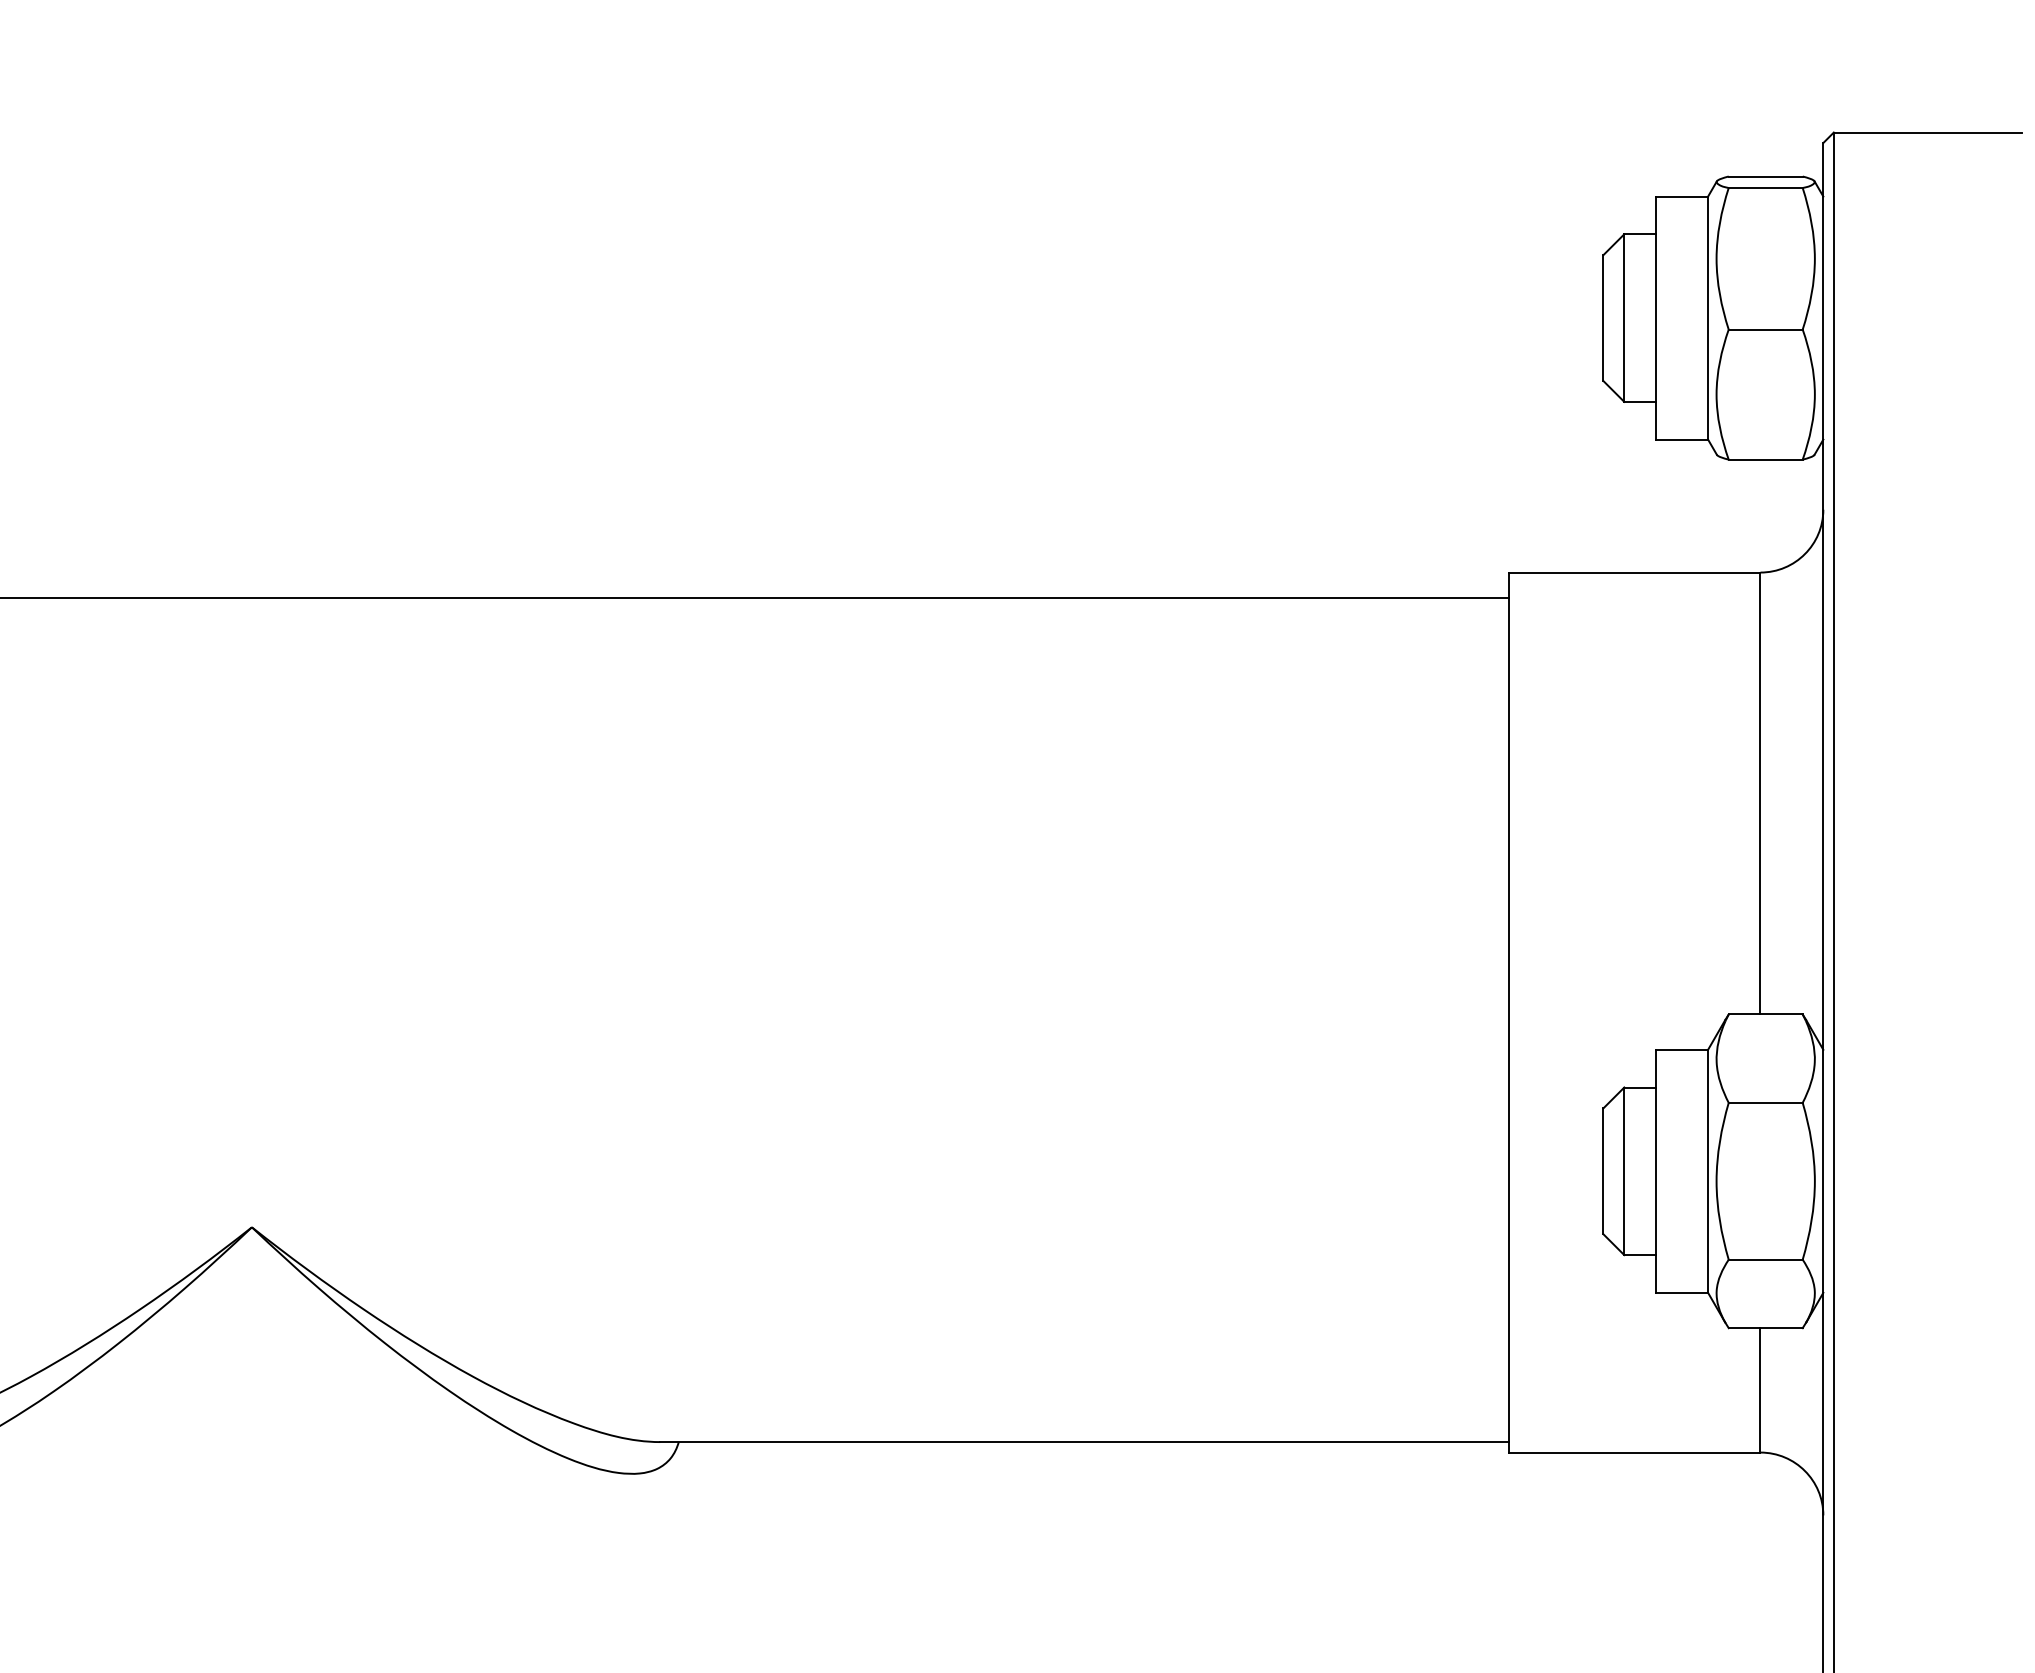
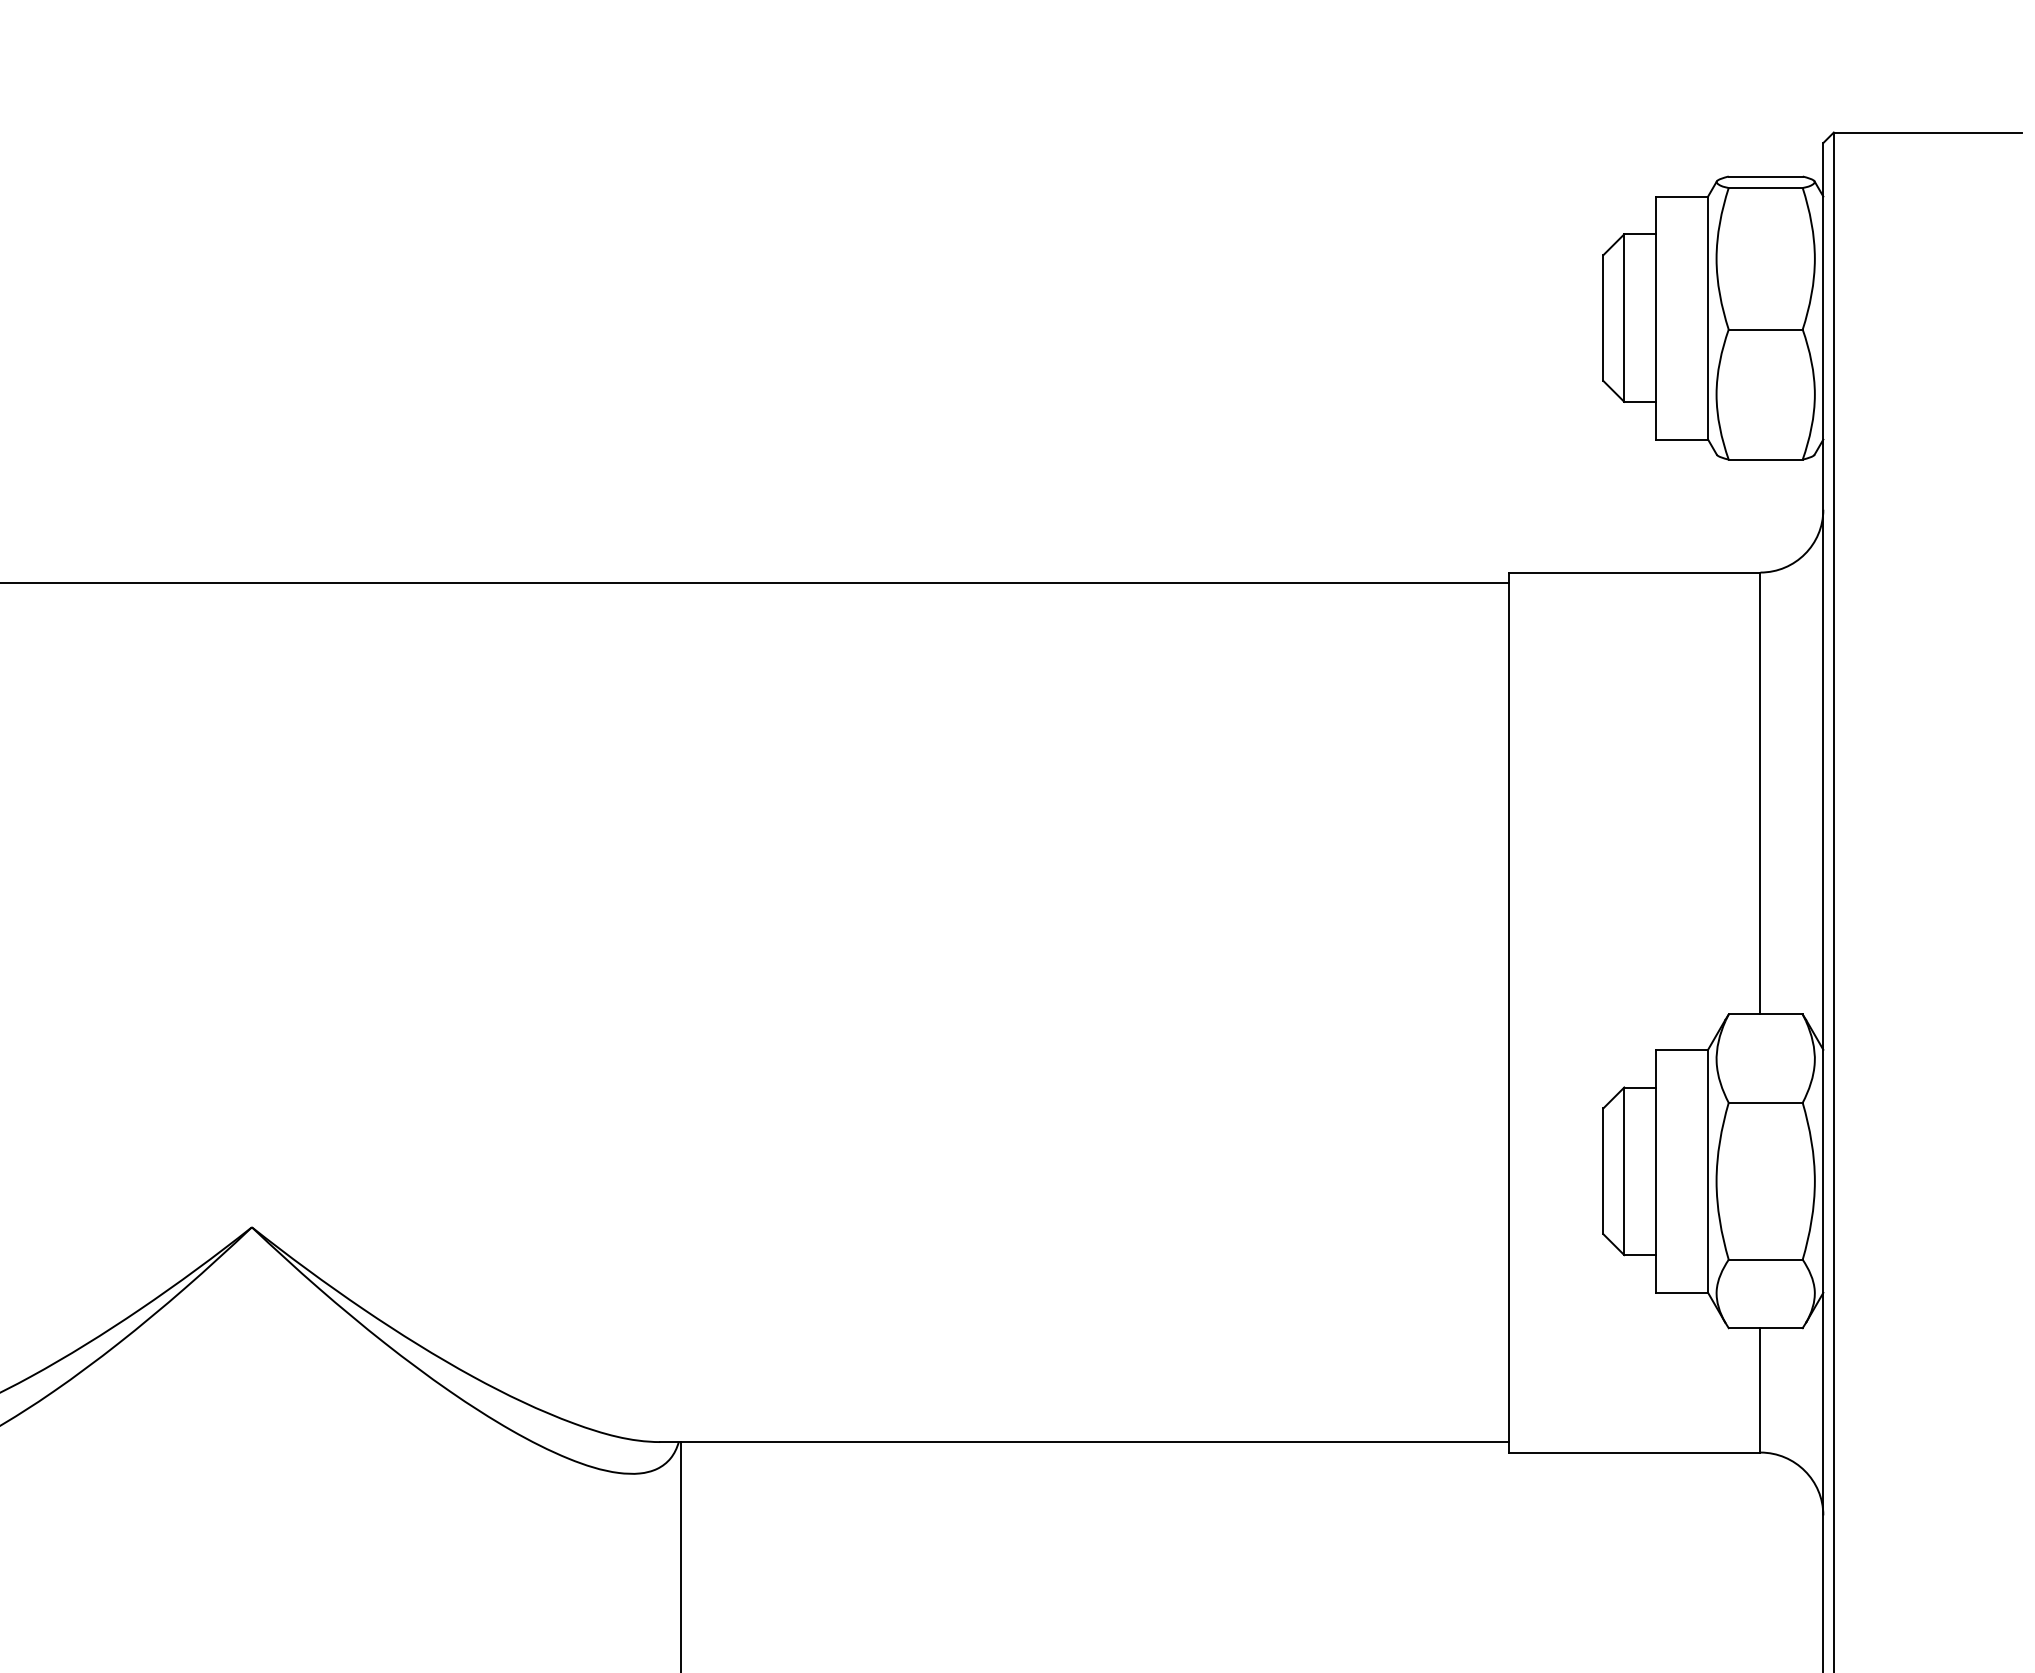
line position: (755, 598) -> (755, 583) (755, 583)
line: none -> present (681, 1555)
